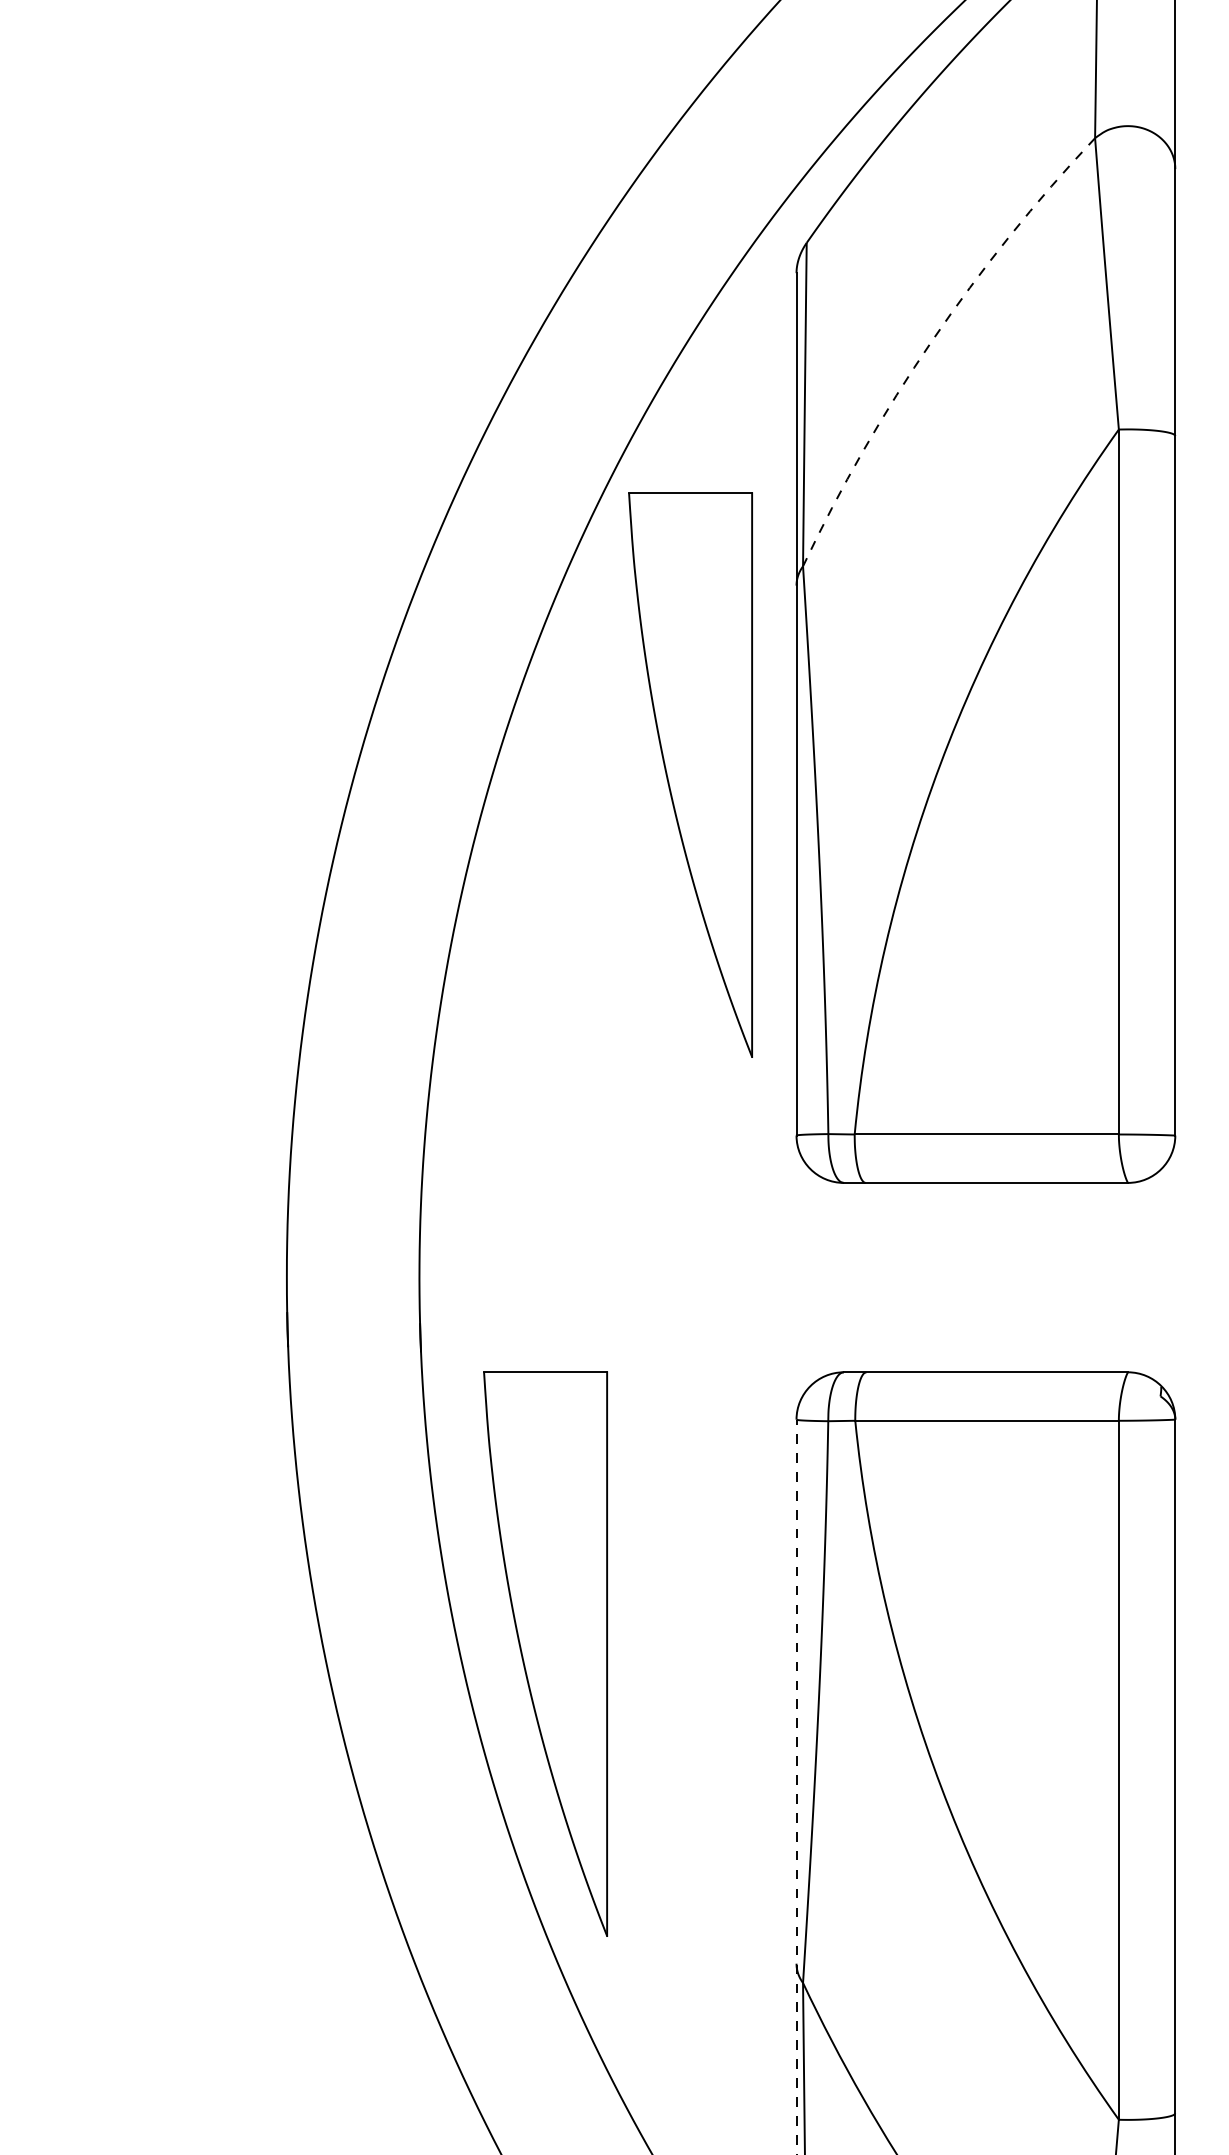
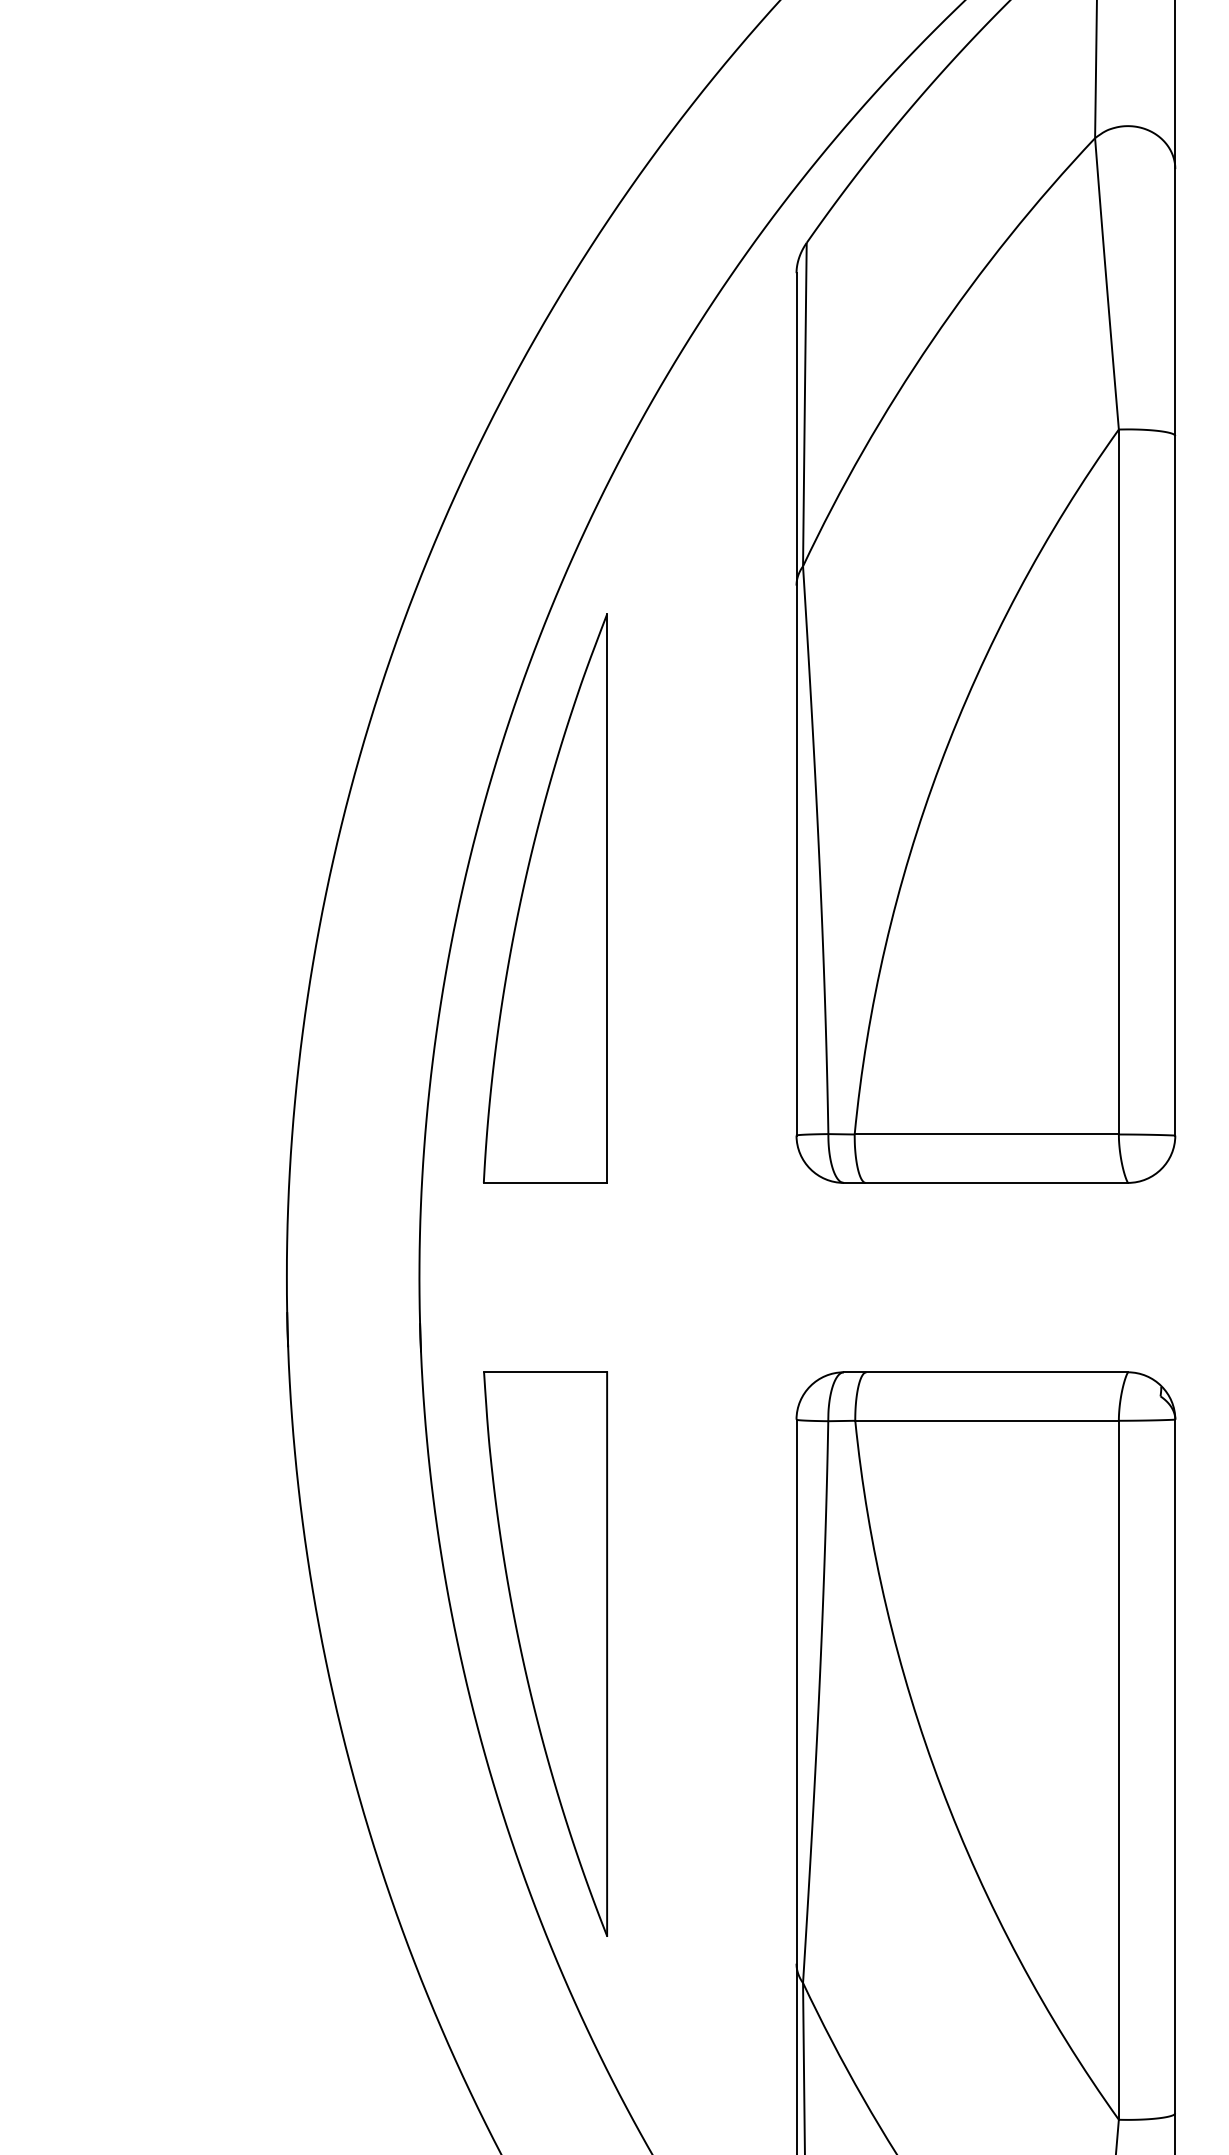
arc: dashed -> solid (932, 340)
part: present -> none (690, 774)
part: none -> present (545, 898)
line: dashed -> solid (796, 1786)
